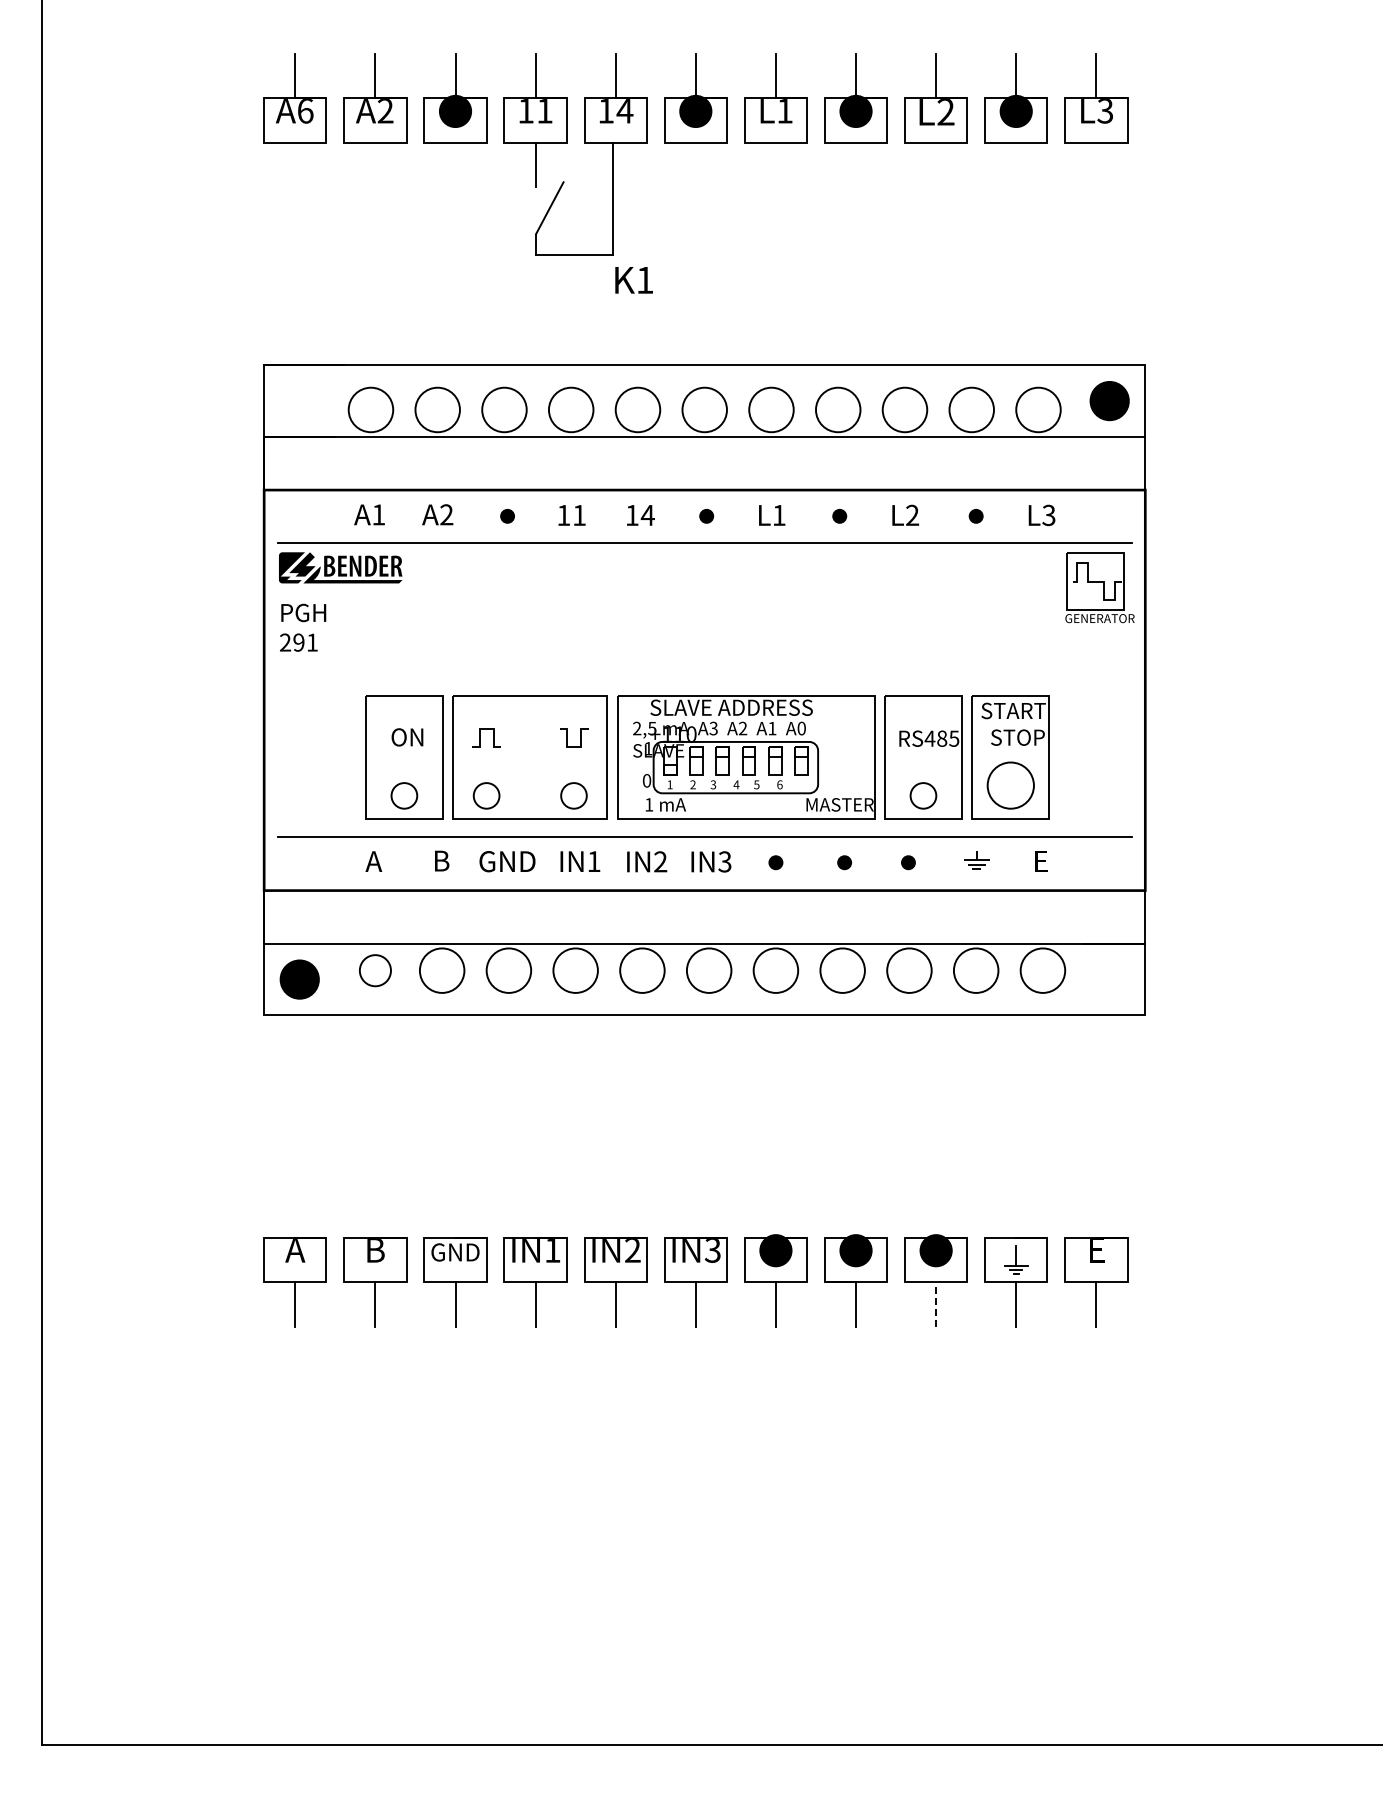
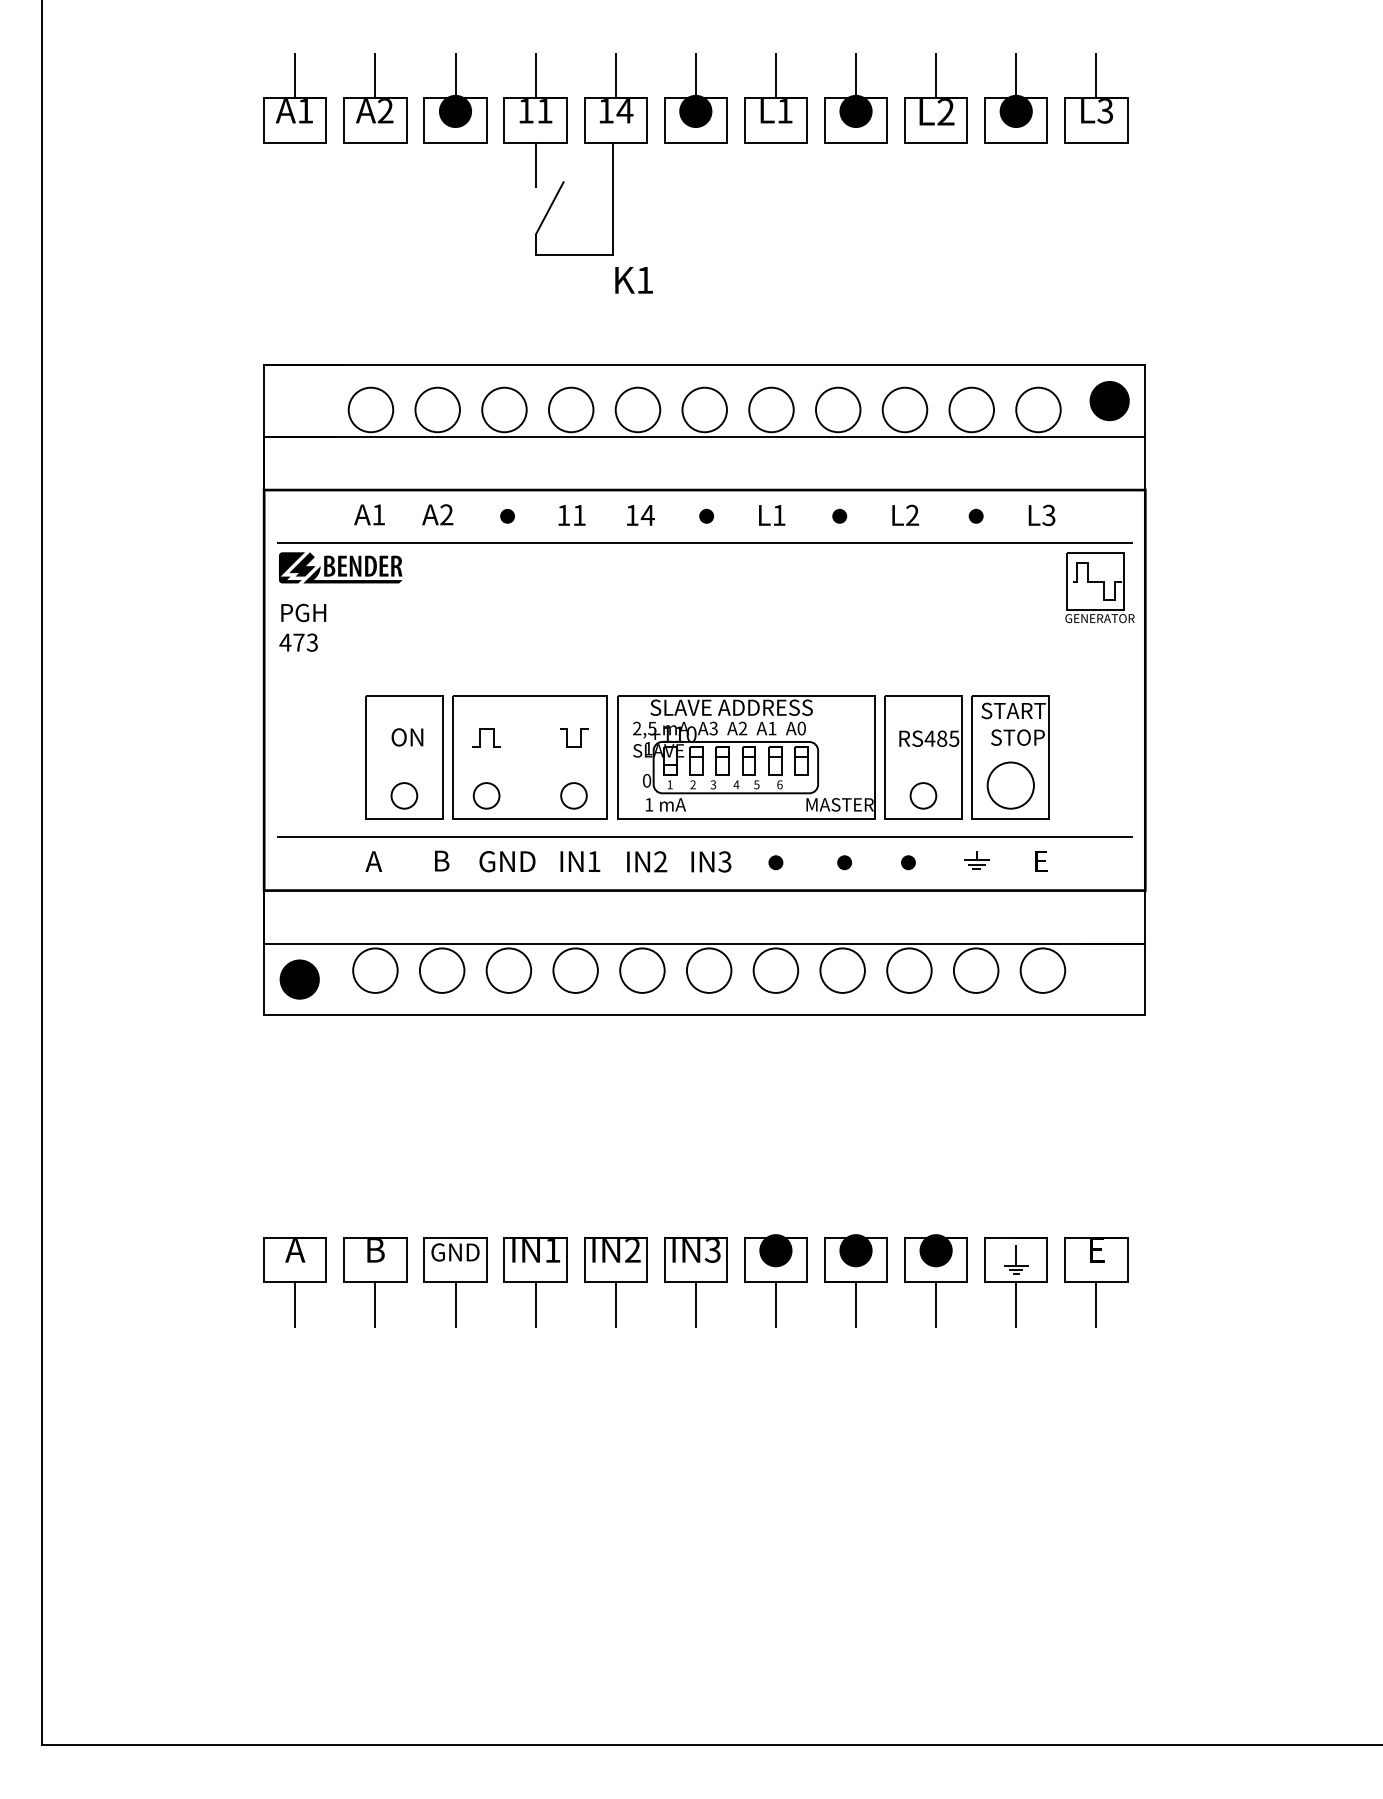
text: A6 -> A1 (305, 111)
text: 291 -> 473 (298, 642)
circle diameter: 31 px -> 45 px (375, 970)
line: dashed -> solid (936, 1303)
